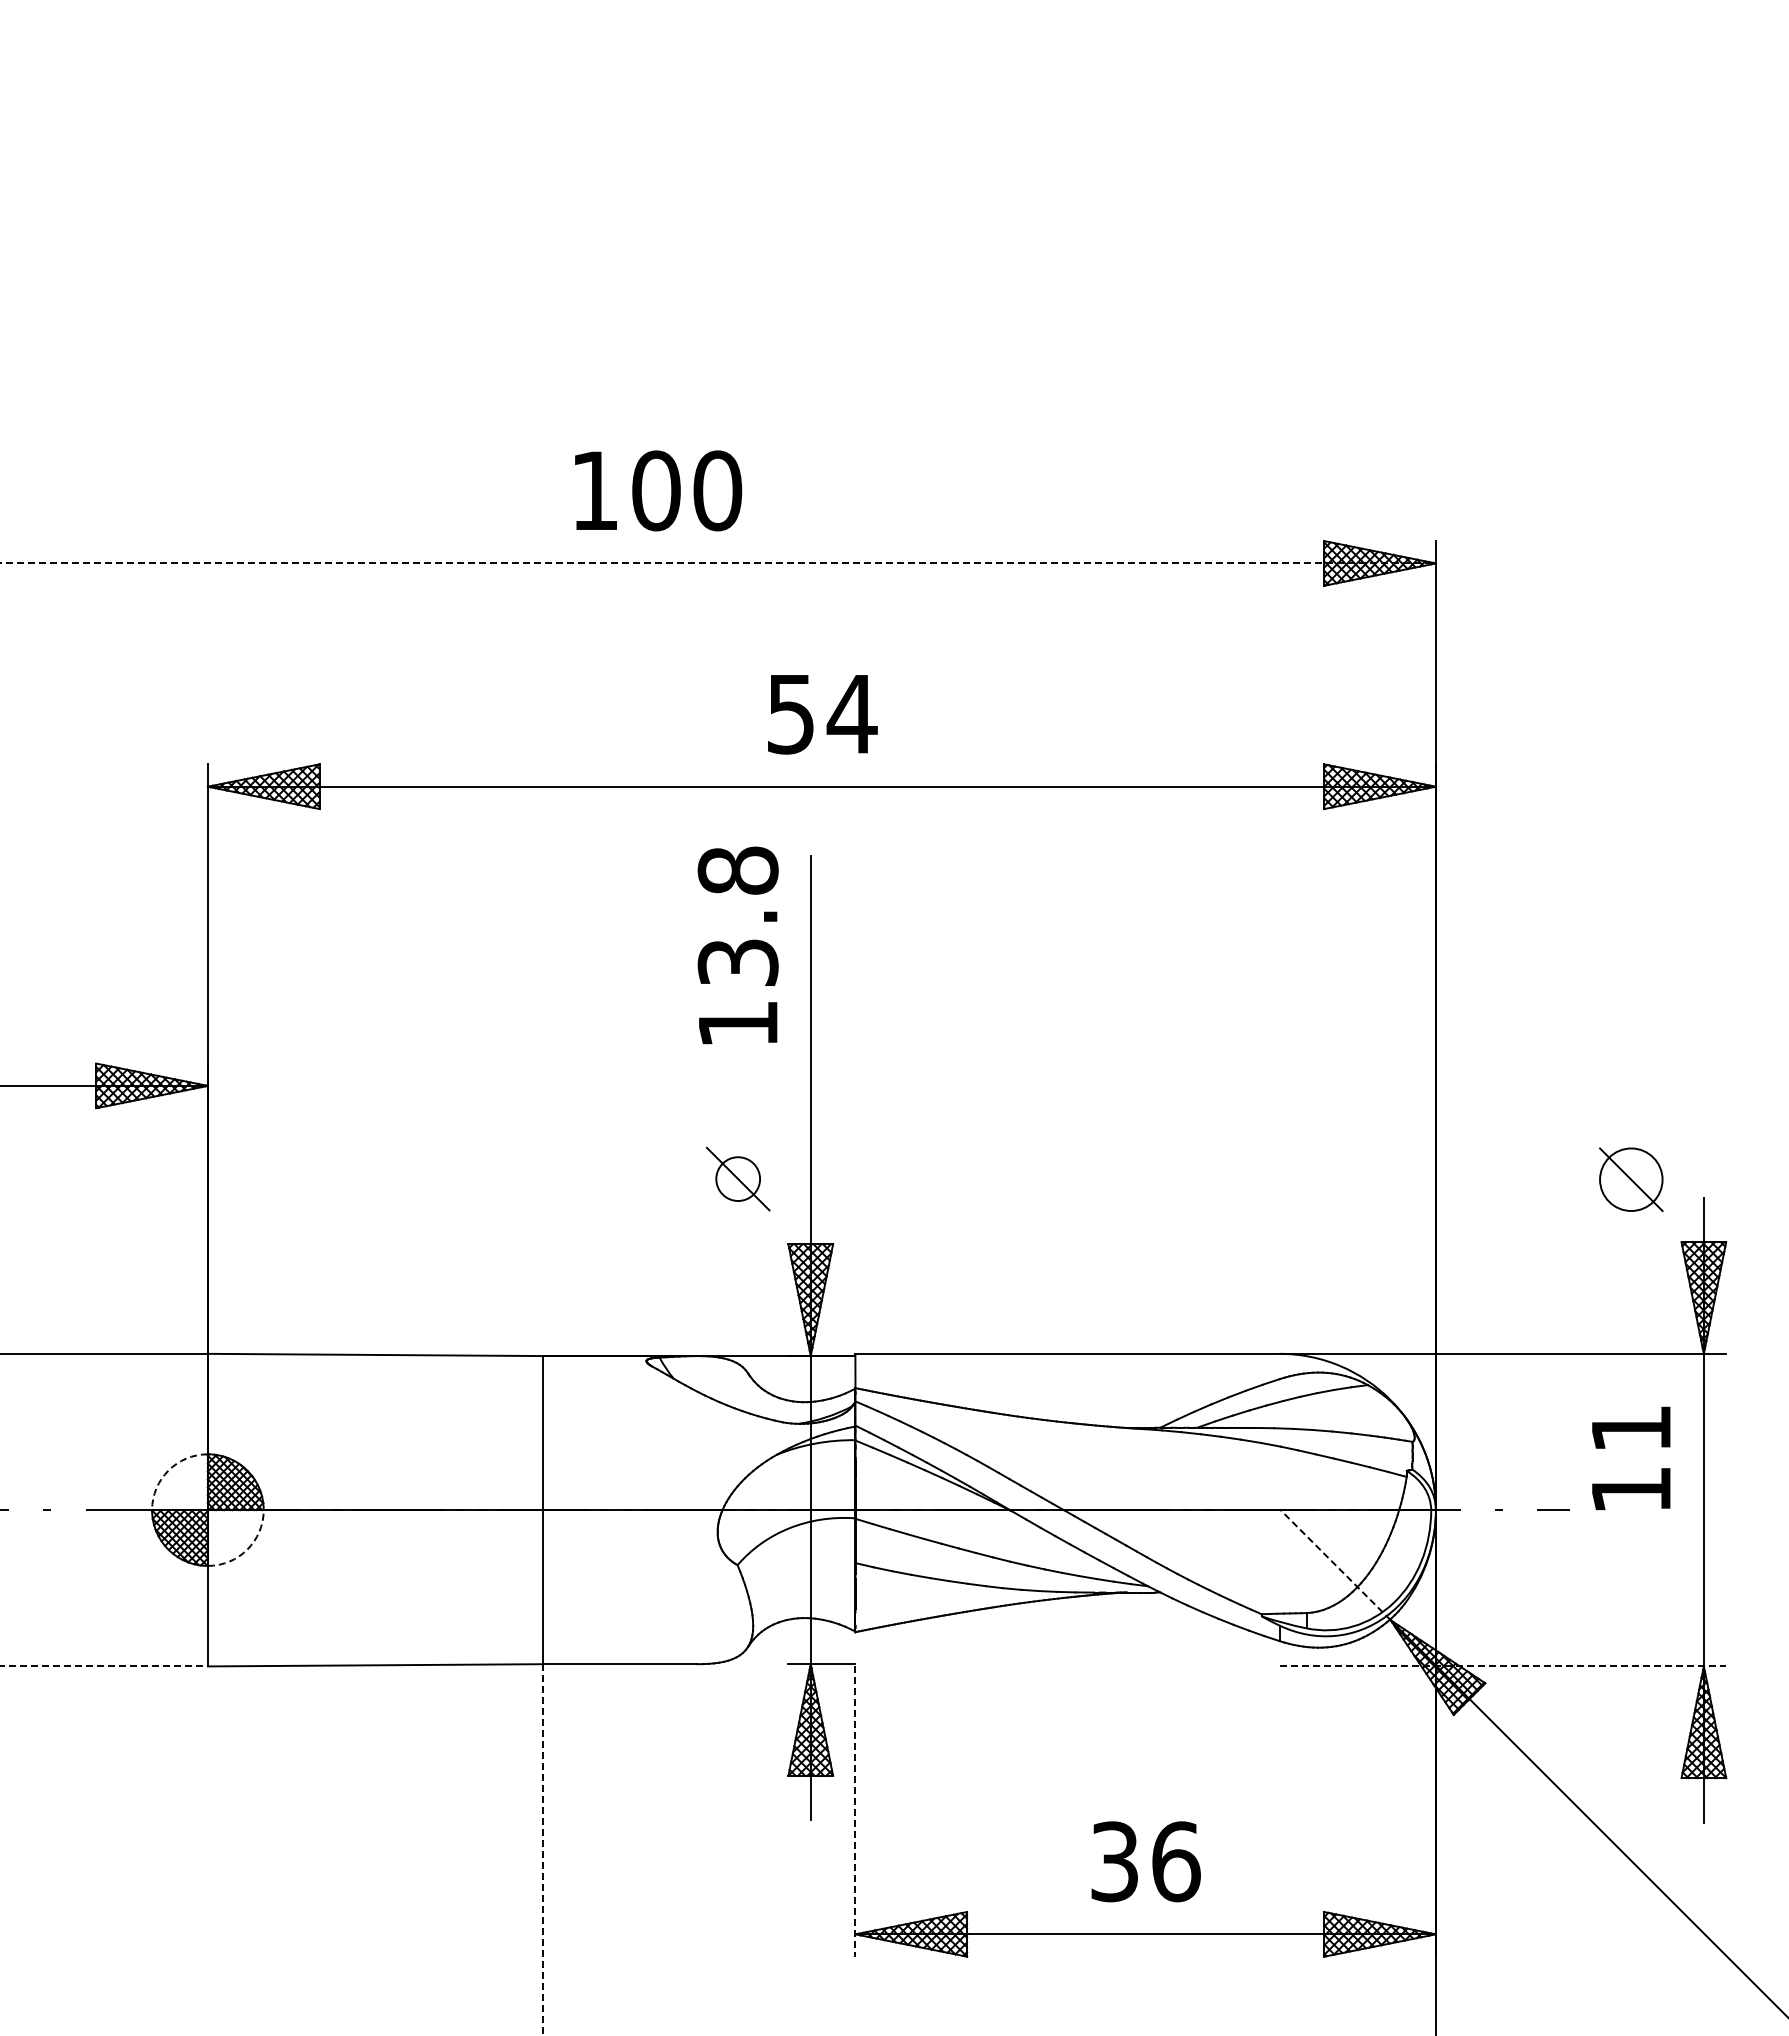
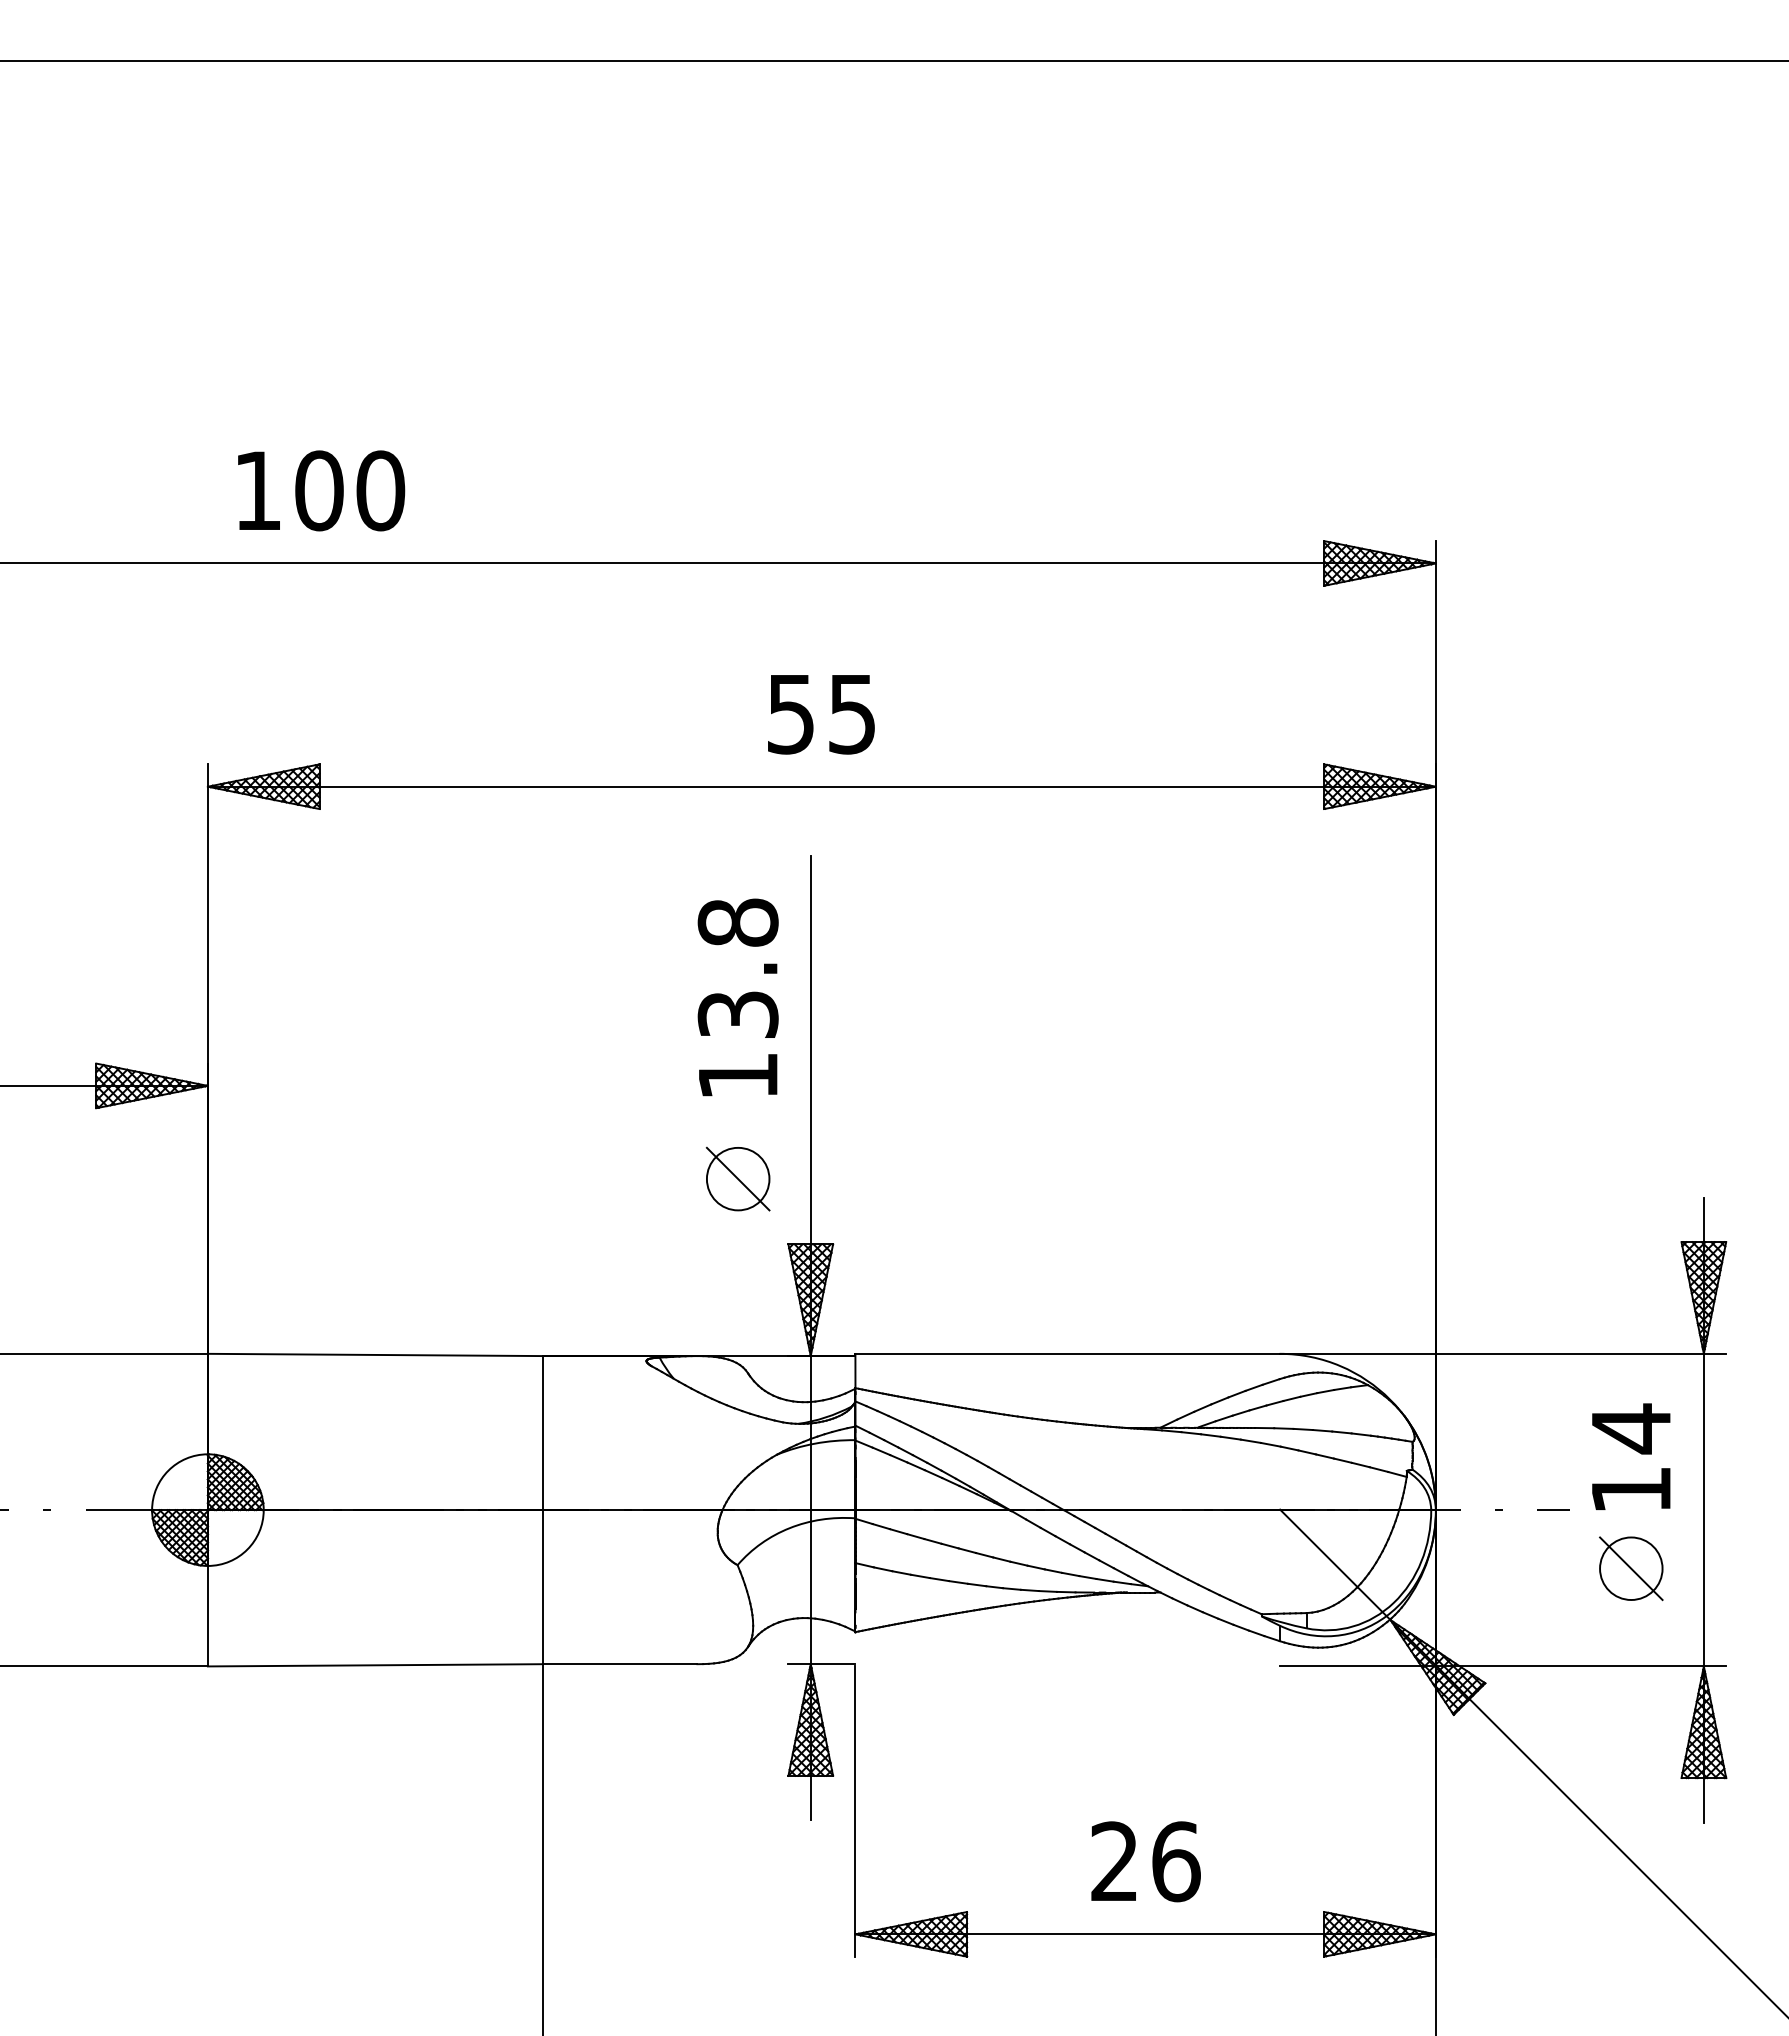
line: none -> present (893, 61)
text position: (658, 490) -> (321, 490) (321, 490)
line: dashed -> solid (718, 563)
text: 54 -> 55 (851, 714)
text position: (737, 945) -> (737, 997) (737, 997)
circle diameter: 44 px -> 63 px (737, 1178)
part position: (1631, 1179) -> (1631, 1568) (1631, 1568)
text: 11 -> 14 (1631, 1428)
arc: dashed -> solid (168, 1470)
arc: dashed -> solid (247, 1549)
line: dashed -> solid (1335, 1564)
line: dashed -> solid (103, 1666)
line: dashed -> solid (1503, 1666)
line: dashed -> solid (855, 1812)
line: dashed -> solid (542, 1850)
text: 36 -> 26 (1114, 1861)
